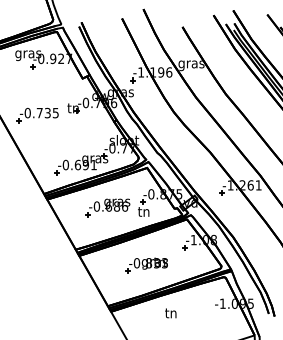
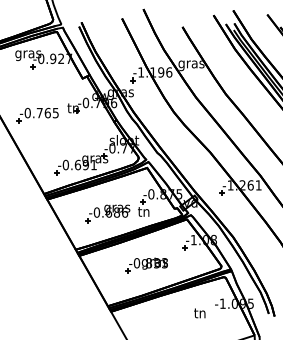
text: -0.735 -> -0.765 (47, 112)
part position: (107, 207) -> (107, 213) (107, 213)
text position: (170, 313) -> (199, 313) (199, 313)
